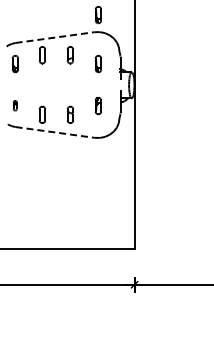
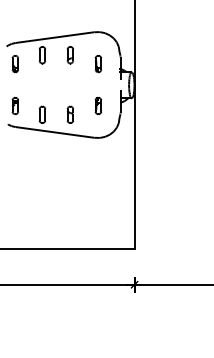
part: present -> none (97, 15)
line: dashed -> solid (55, 37)
part size: 6x12 px -> 8x19 px (14, 105)
line: dashed -> solid (55, 132)
